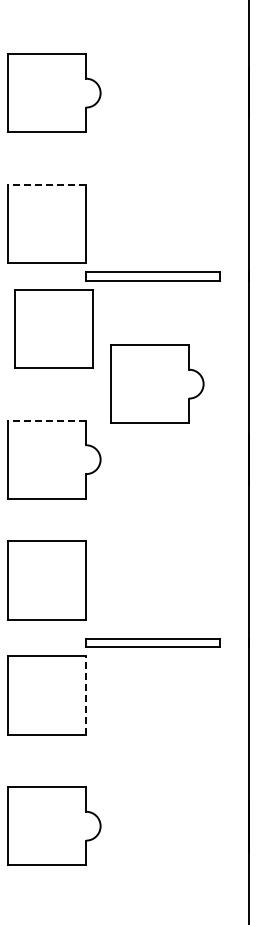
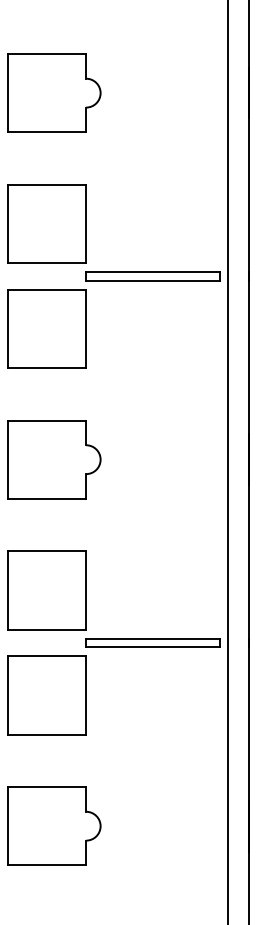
line: dashed -> solid (46, 184)
part position: (53, 328) -> (46, 328) (46, 328)
part: present -> none (157, 383)
line: dashed -> solid (46, 420)
line: none -> present (228, 461)
part position: (46, 580) -> (46, 590) (46, 590)
line: dashed -> solid (86, 694)
